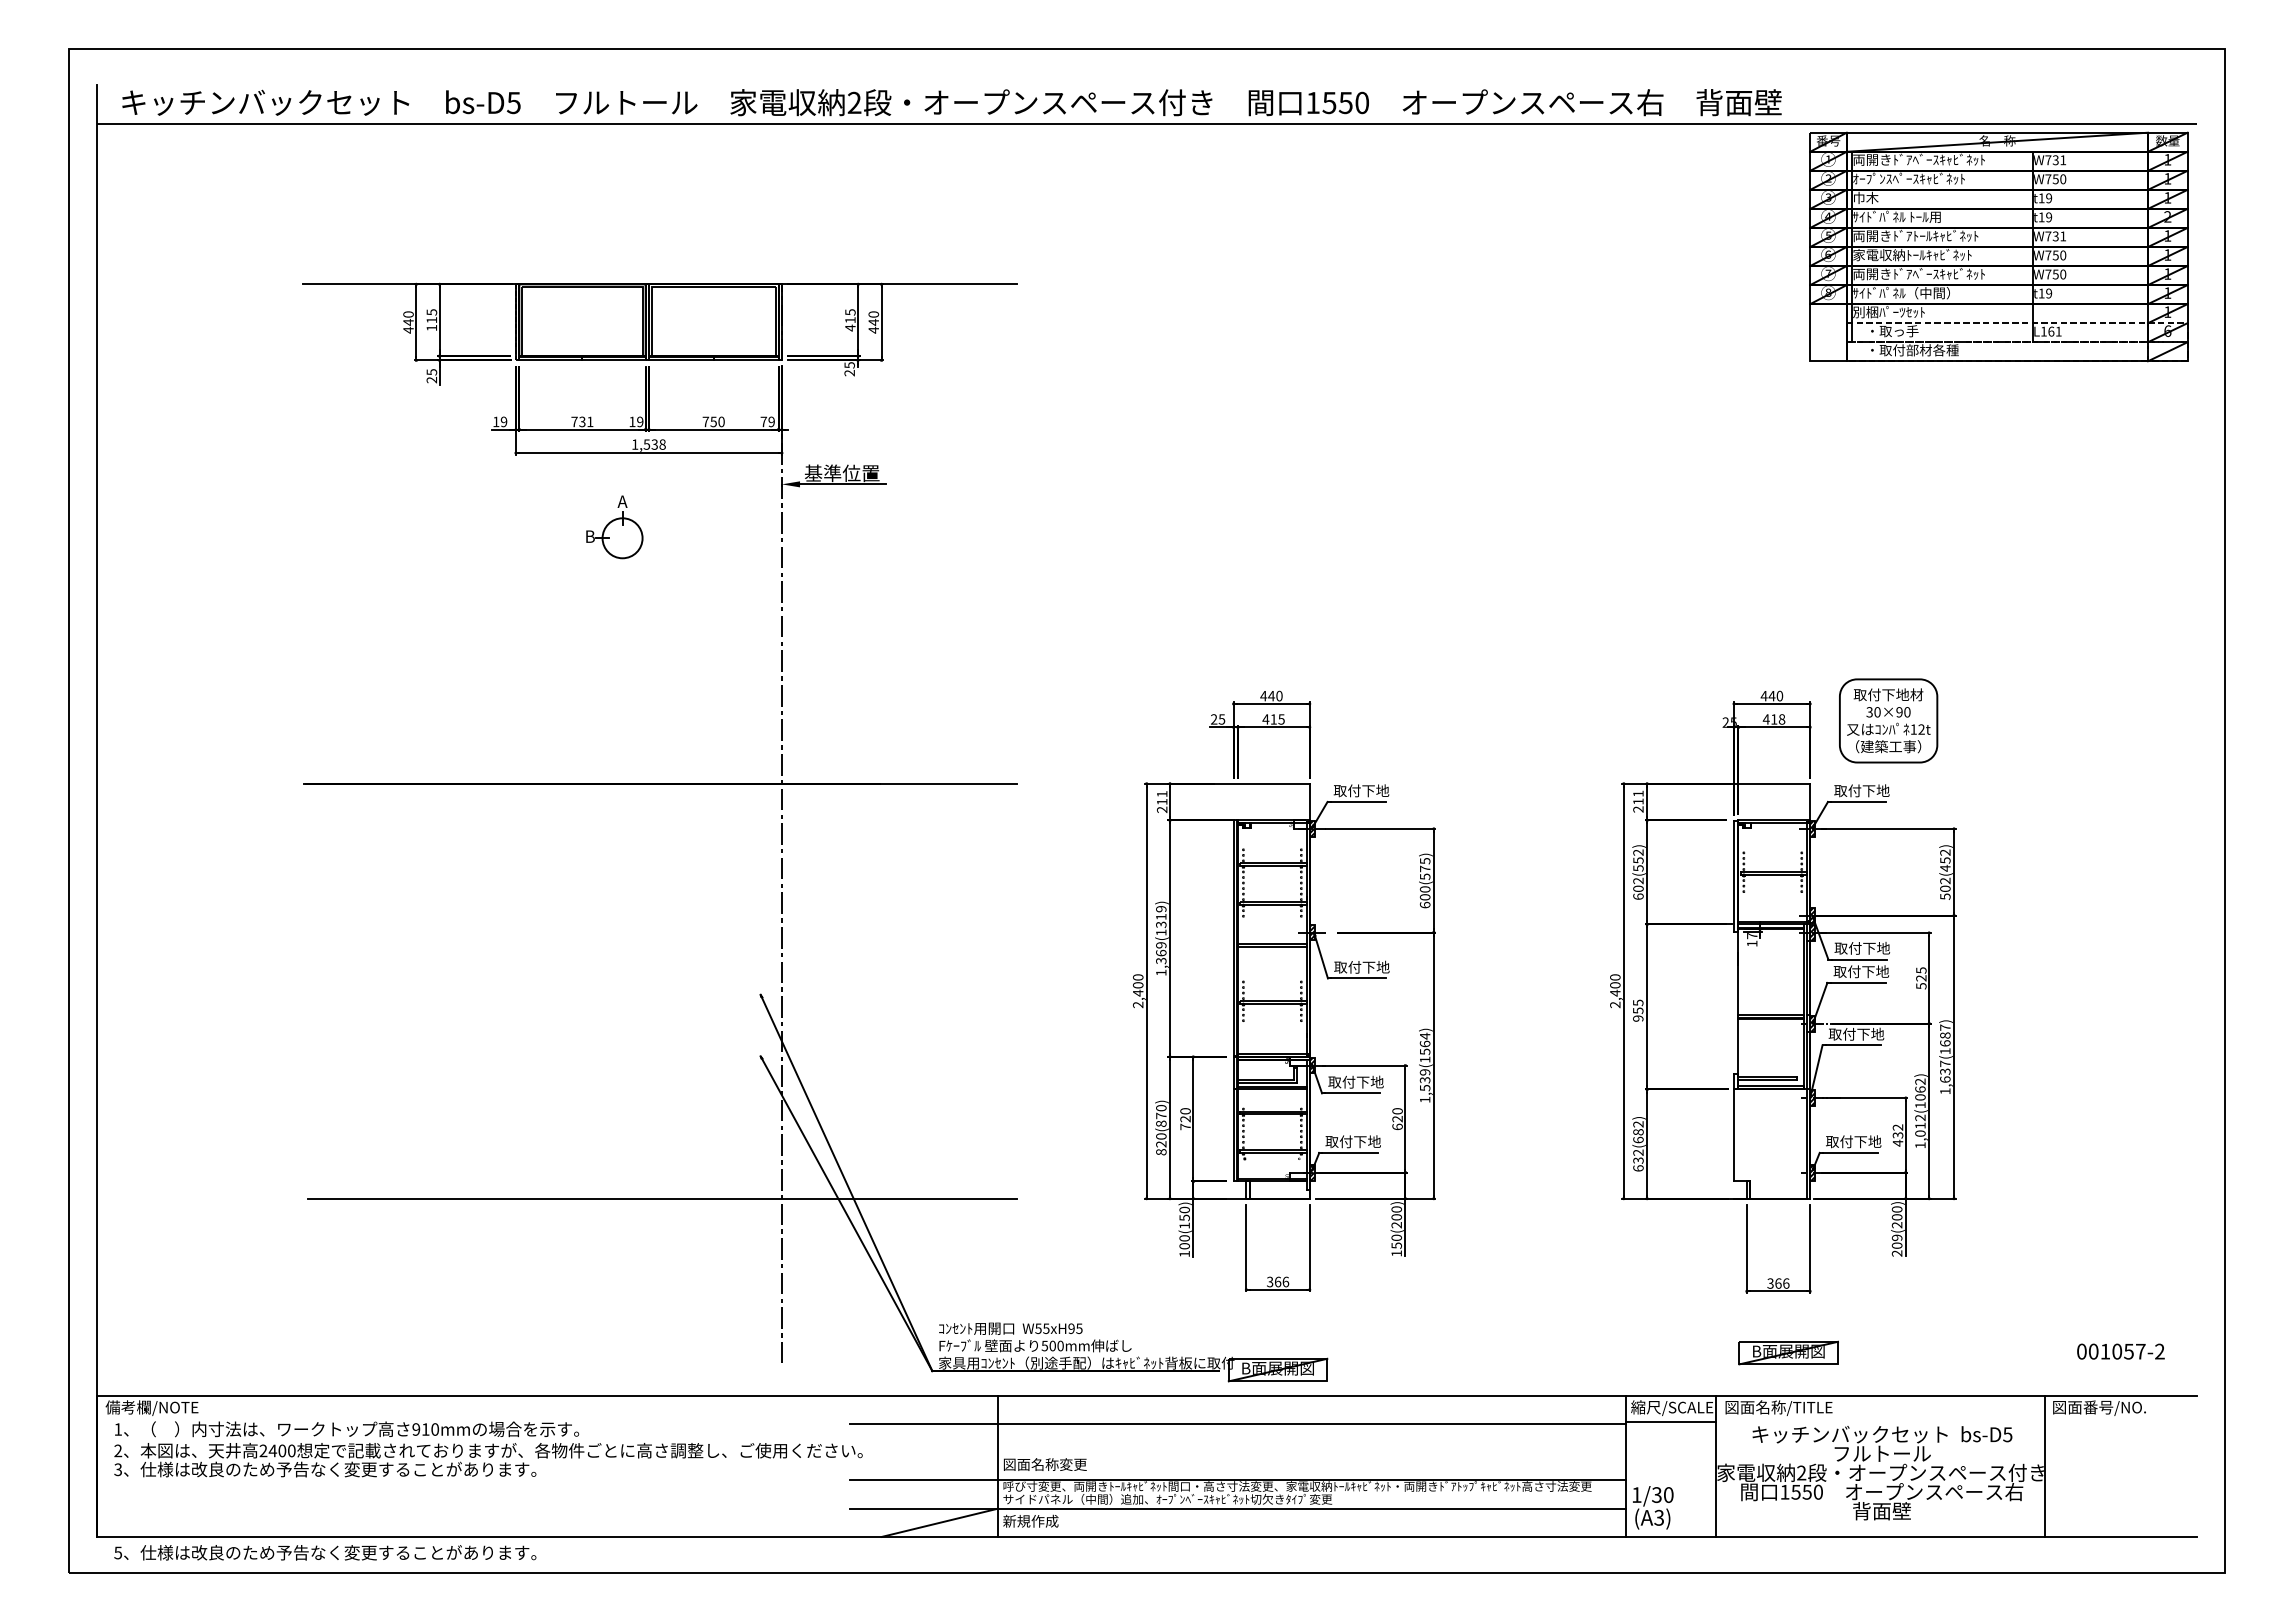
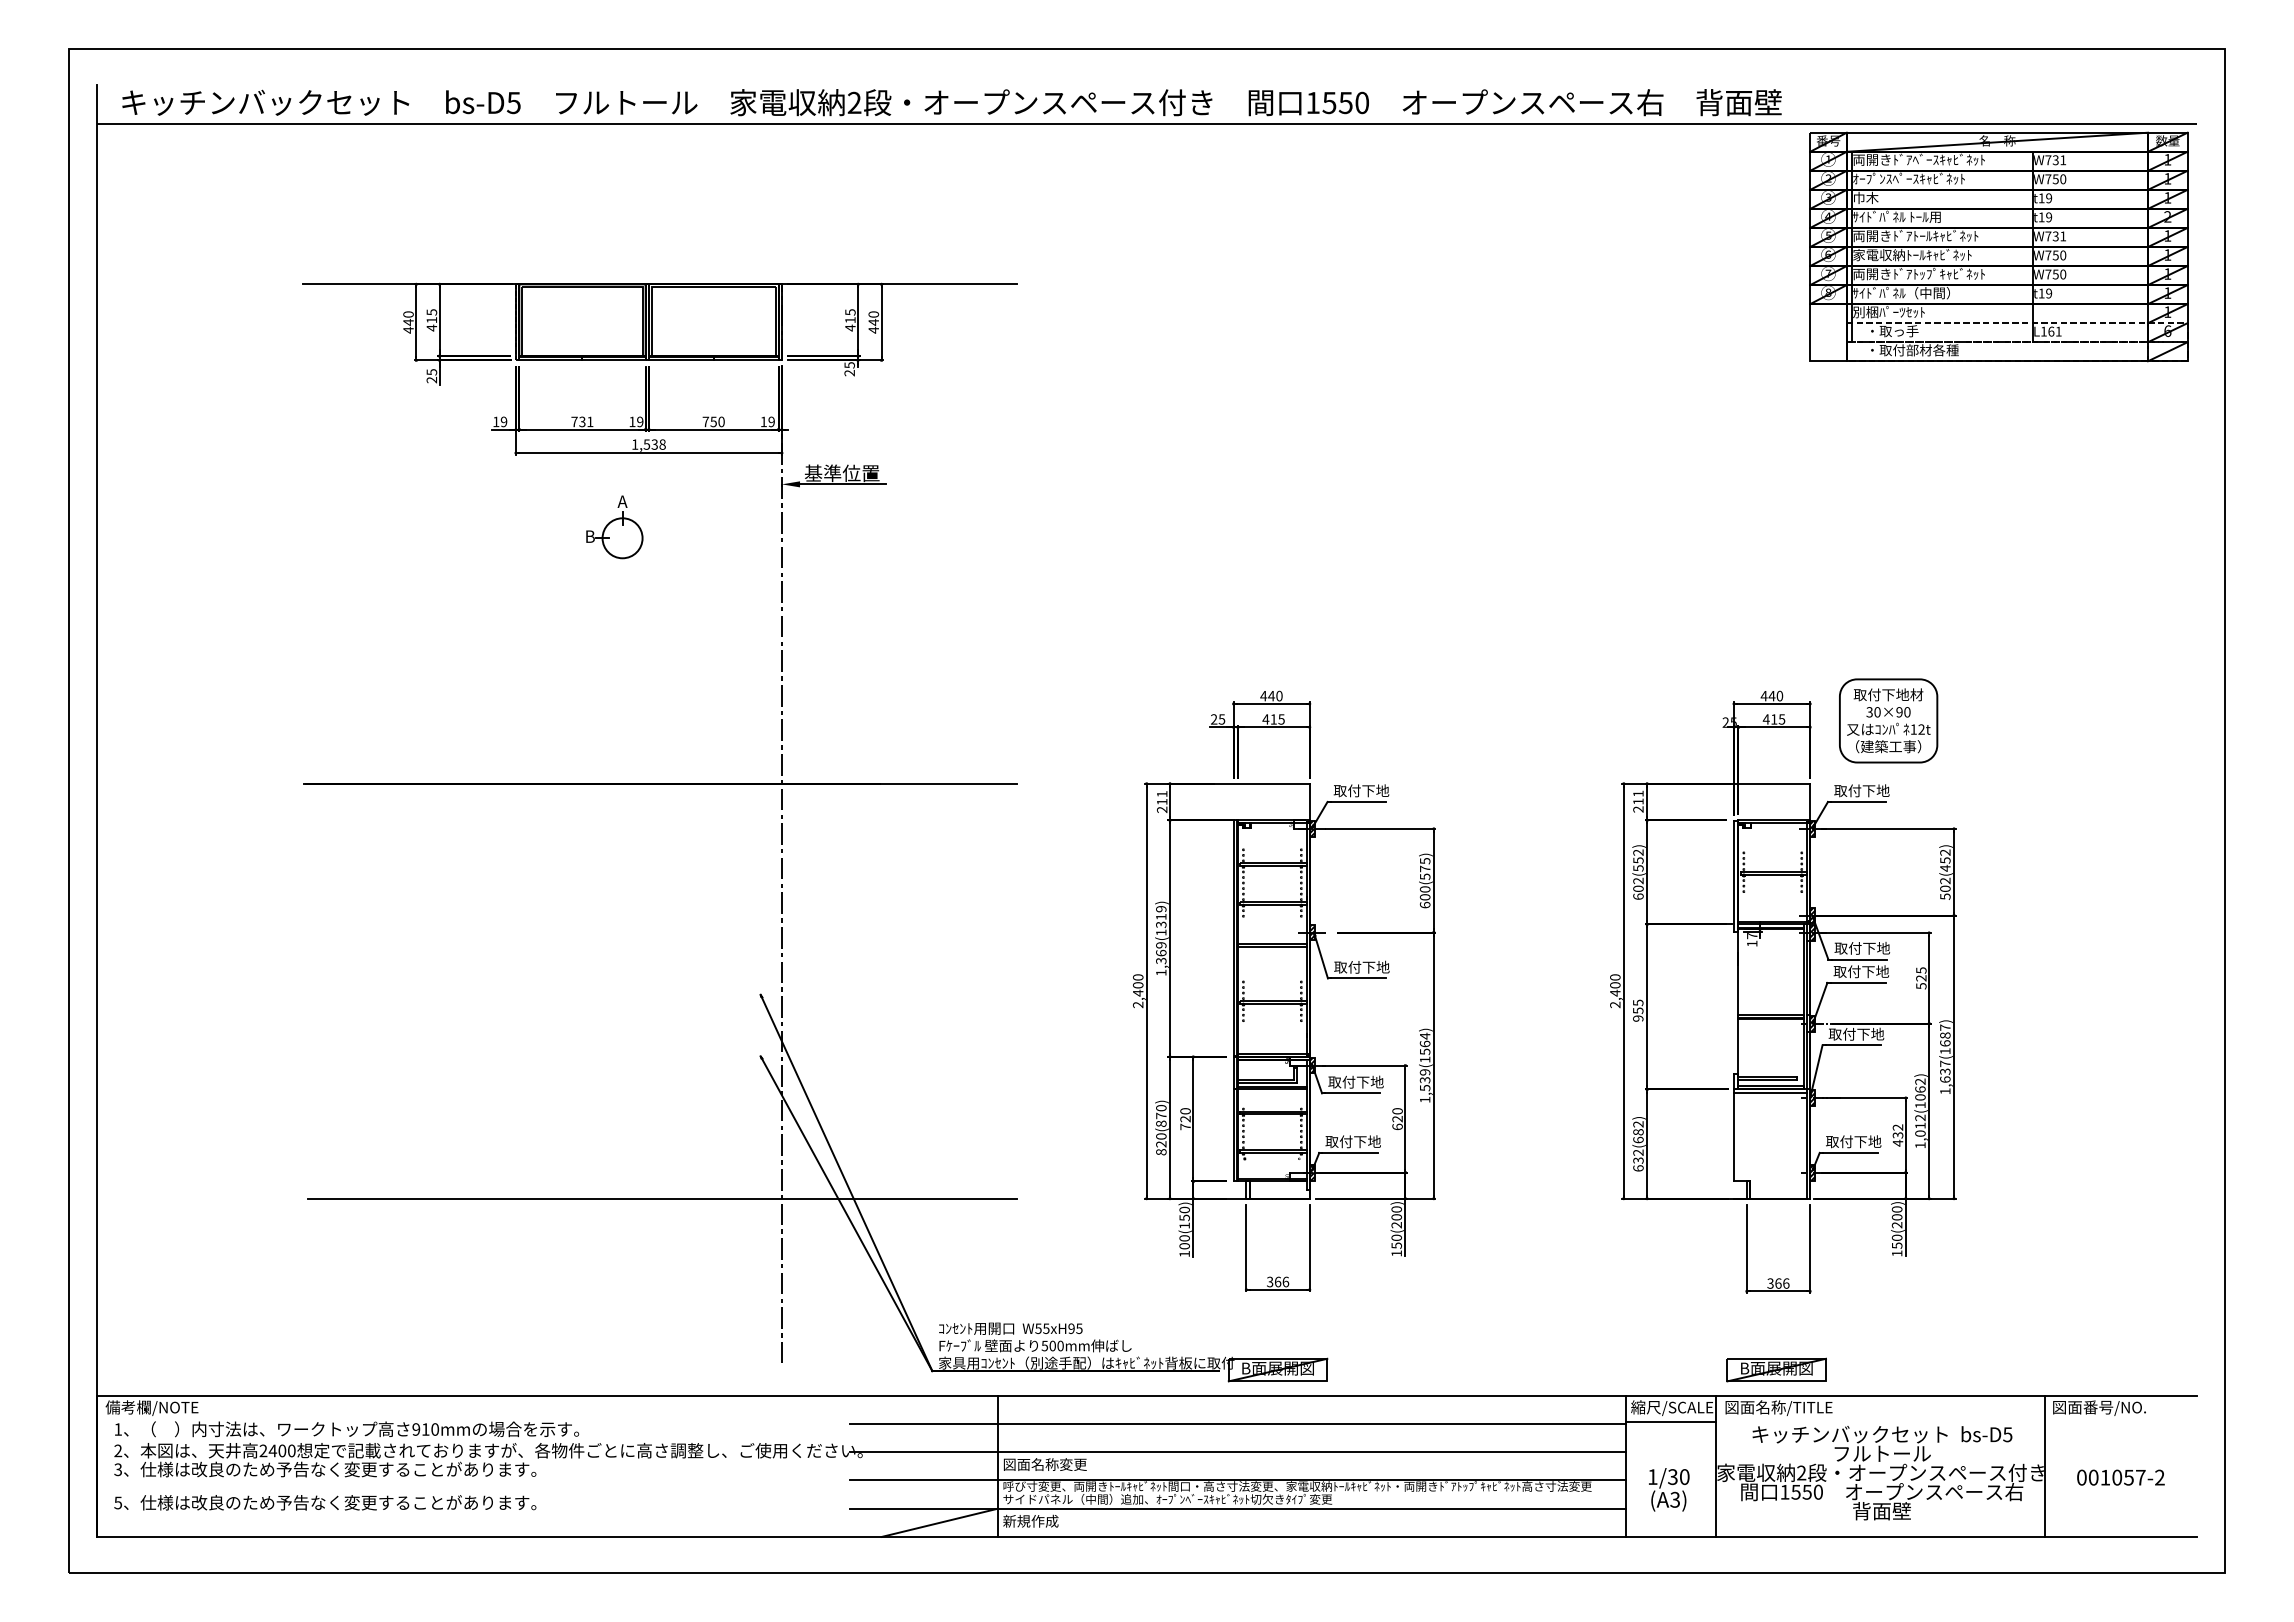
text: 両開きﾄﾞｱﾍﾞｰｽｷｬﾋﾞﾈｯﾄ -> 両開きﾄﾞｱﾄｯﾌﾟｷｬﾋﾞﾈｯﾄ (1925, 273)
text: 115 -> 415 (431, 327)
text: 79 -> 19 (763, 421)
text: 418 -> 415 (1781, 719)
line: none -> present (1770, 1092)
text: 209(200) -> 150(200) (1896, 1245)
text position: (2120, 1351) -> (2120, 1477) (2120, 1477)
part position: (1788, 1352) -> (1776, 1369) (1776, 1369)
line: none -> present (1237, 1452)
text position: (1653, 1507) -> (1669, 1489) (1669, 1489)
text position: (325, 1552) -> (325, 1502) (325, 1502)
